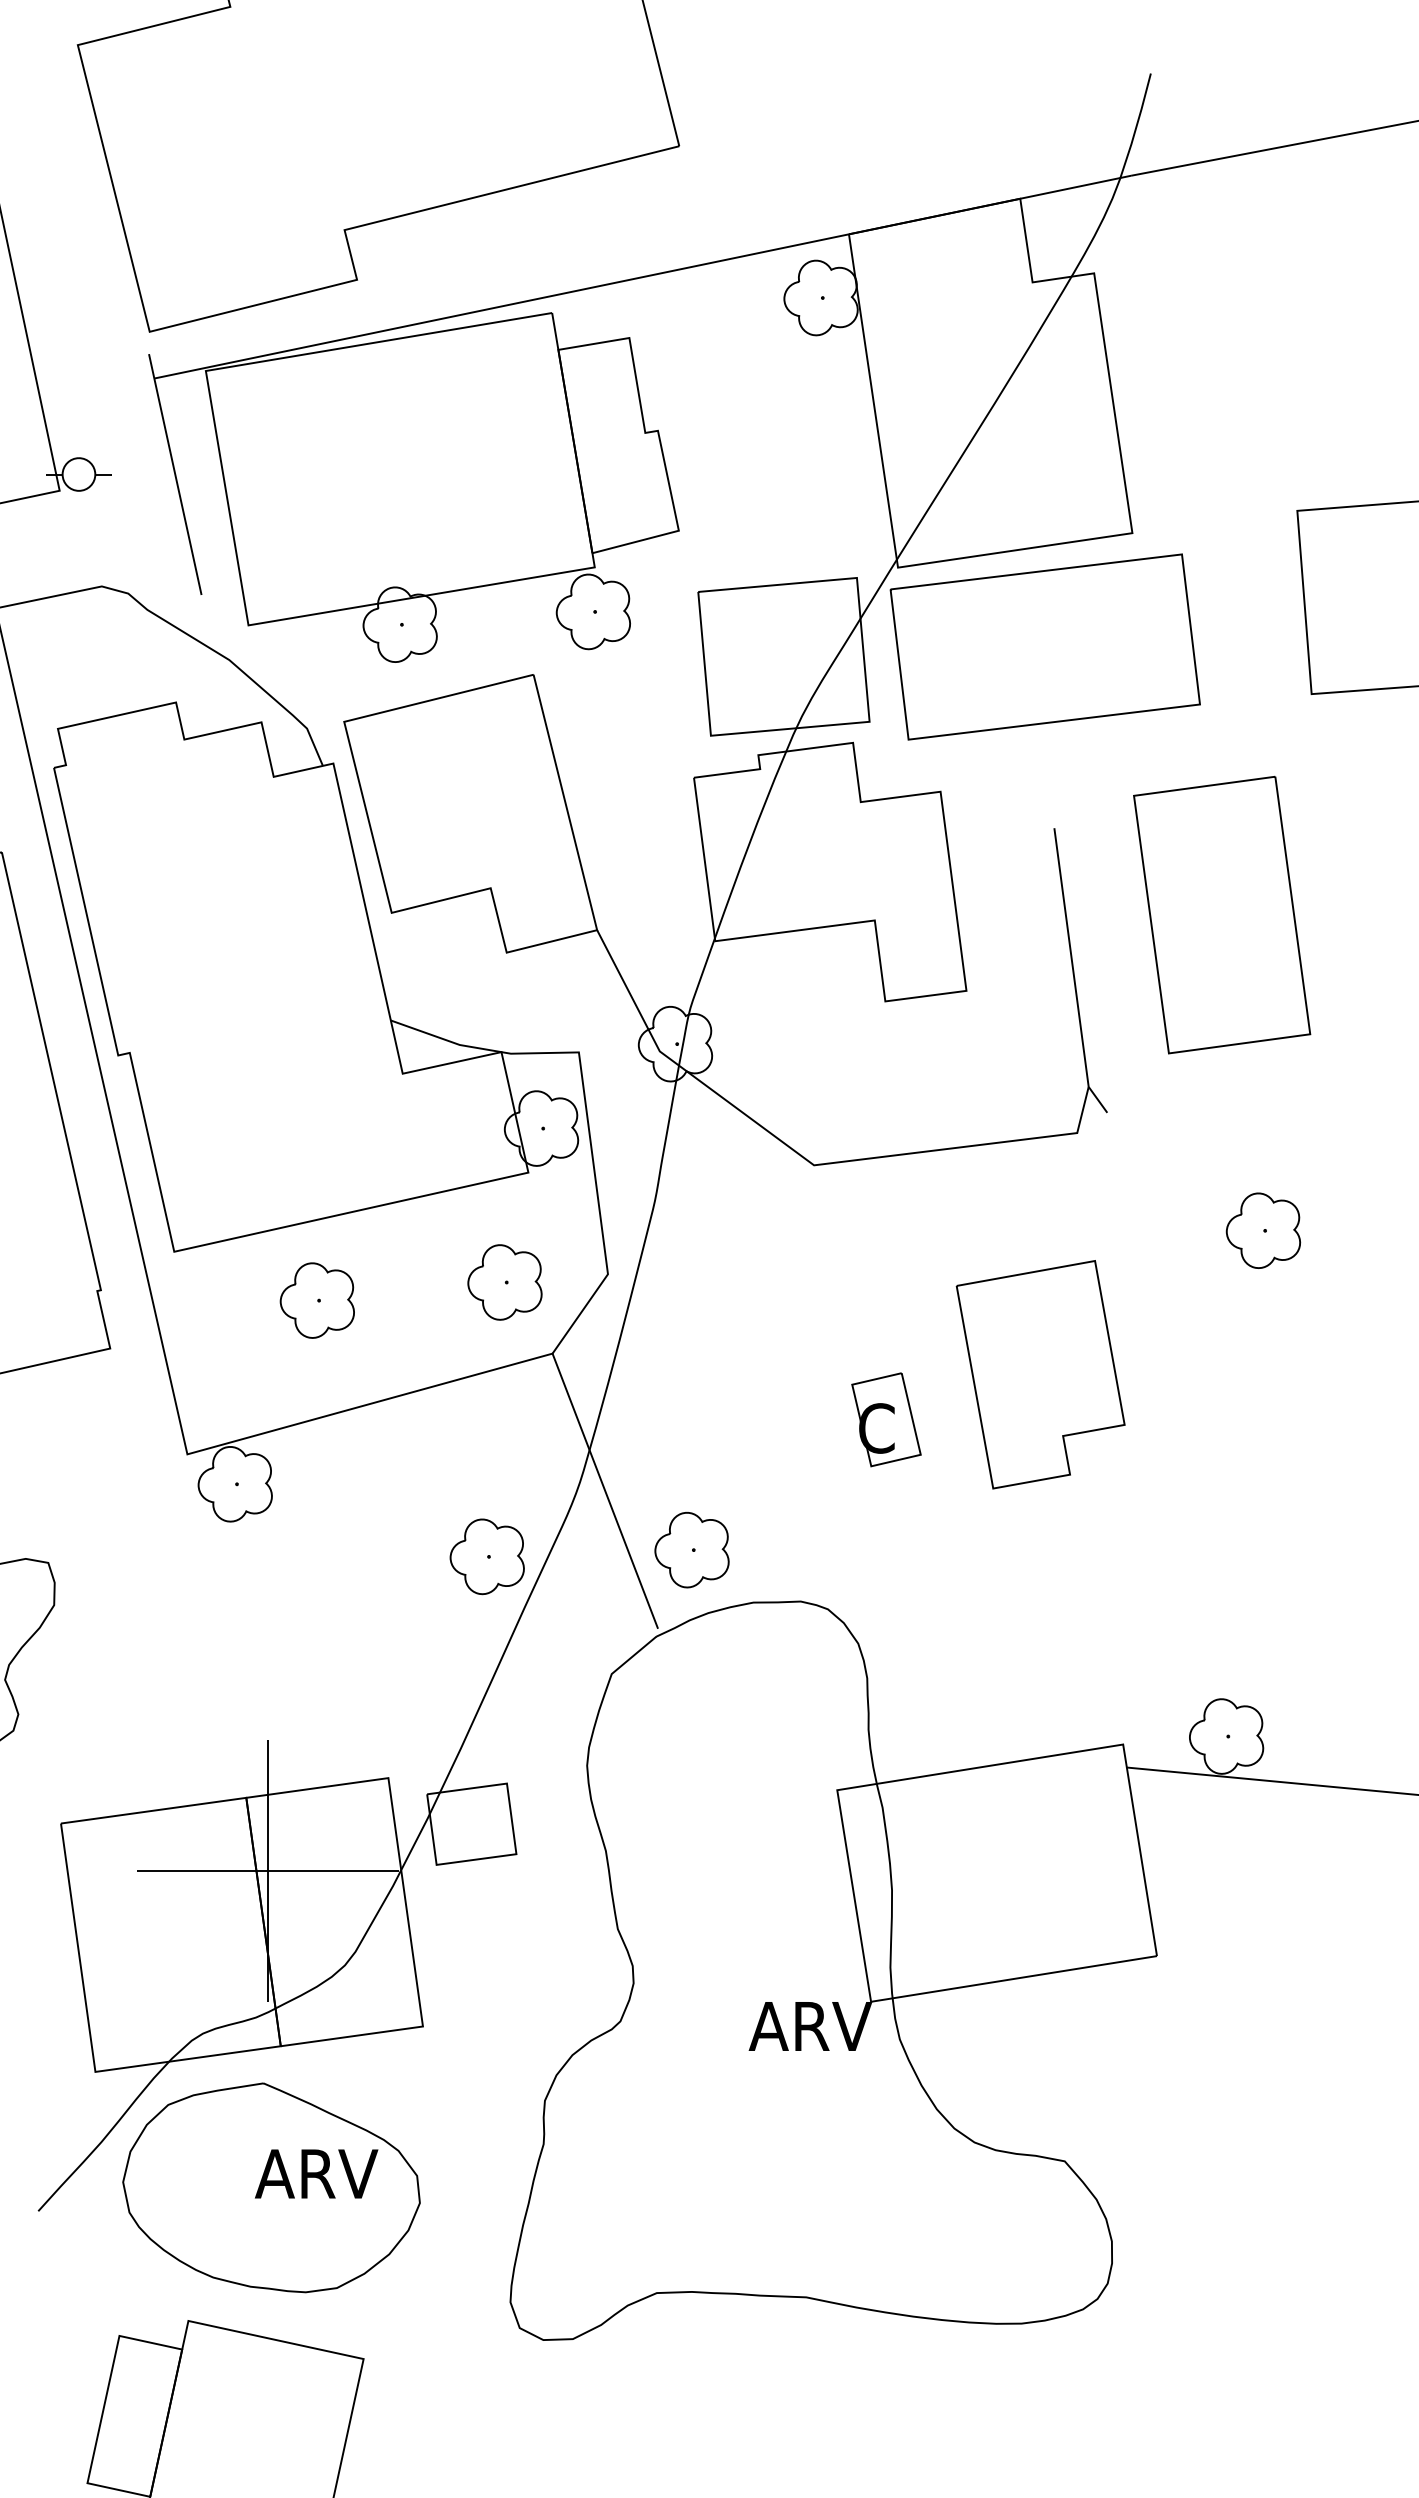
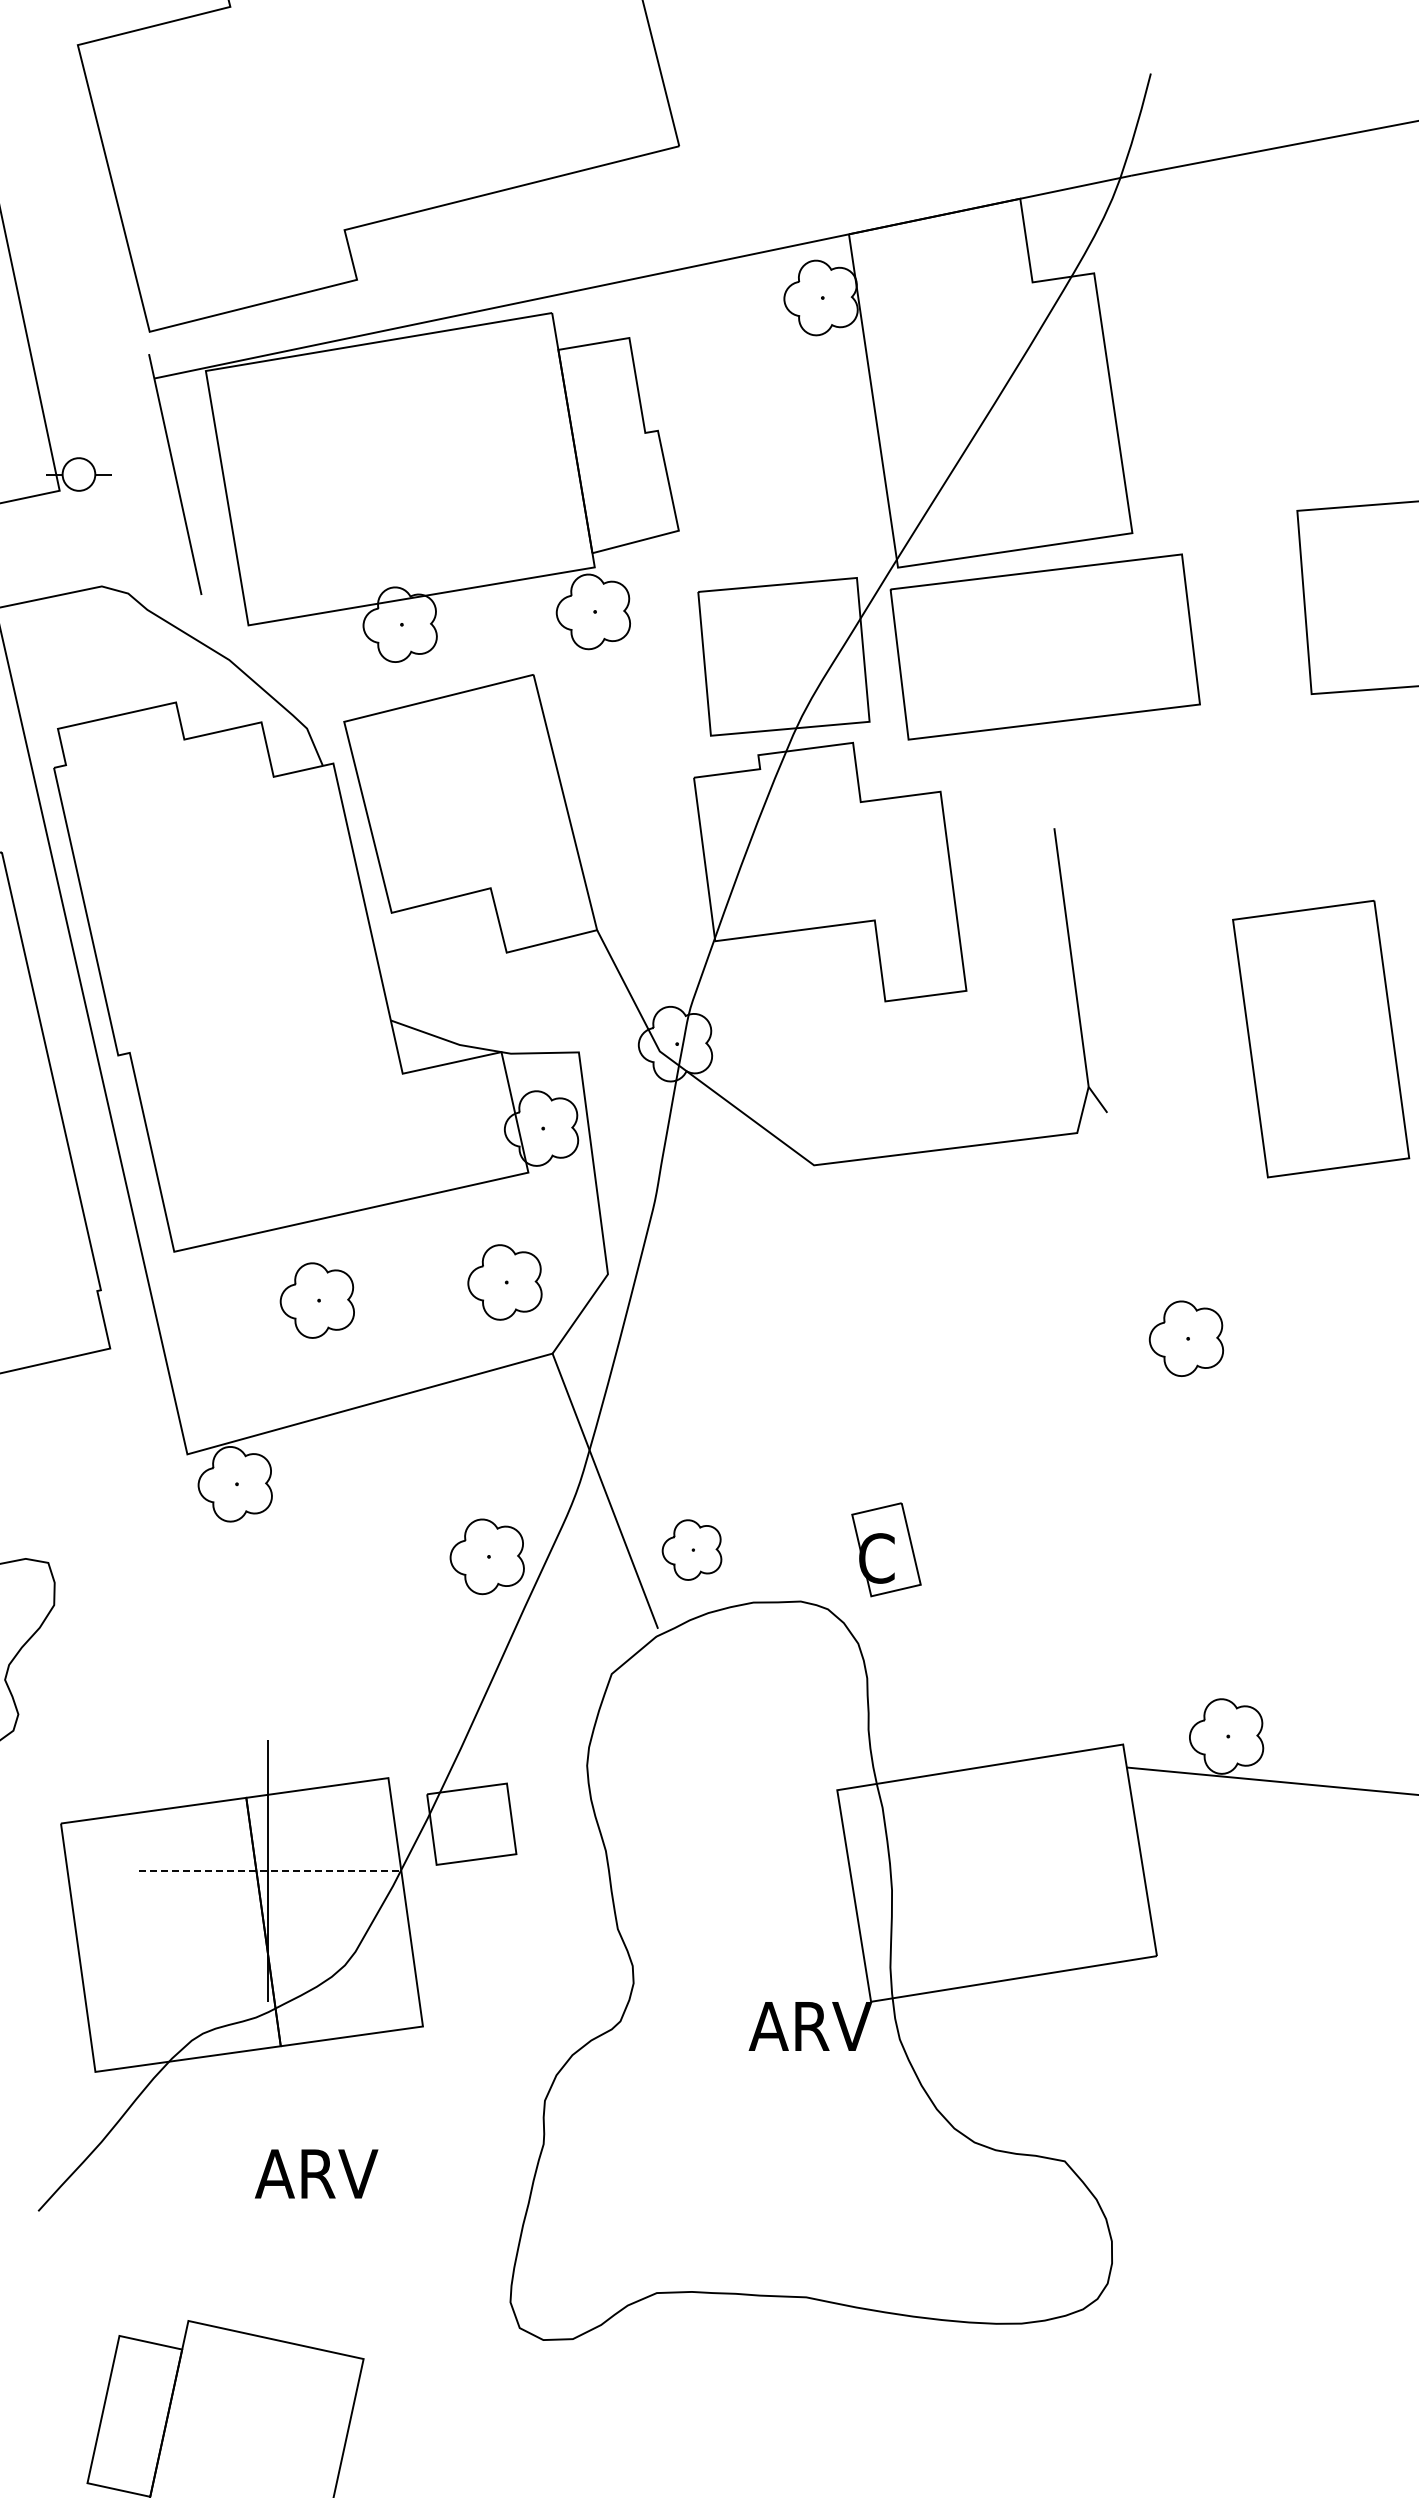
part position: (1222, 914) -> (1321, 1038) (1321, 1038)
part position: (1263, 1230) -> (1186, 1338) (1186, 1338)
part: present -> none (1040, 1374)
part position: (886, 1419) -> (886, 1549) (886, 1549)
part size: 76x78 px -> 62x62 px (691, 1549)
line: solid -> dashed (267, 1871)
part: present -> none (271, 2187)
